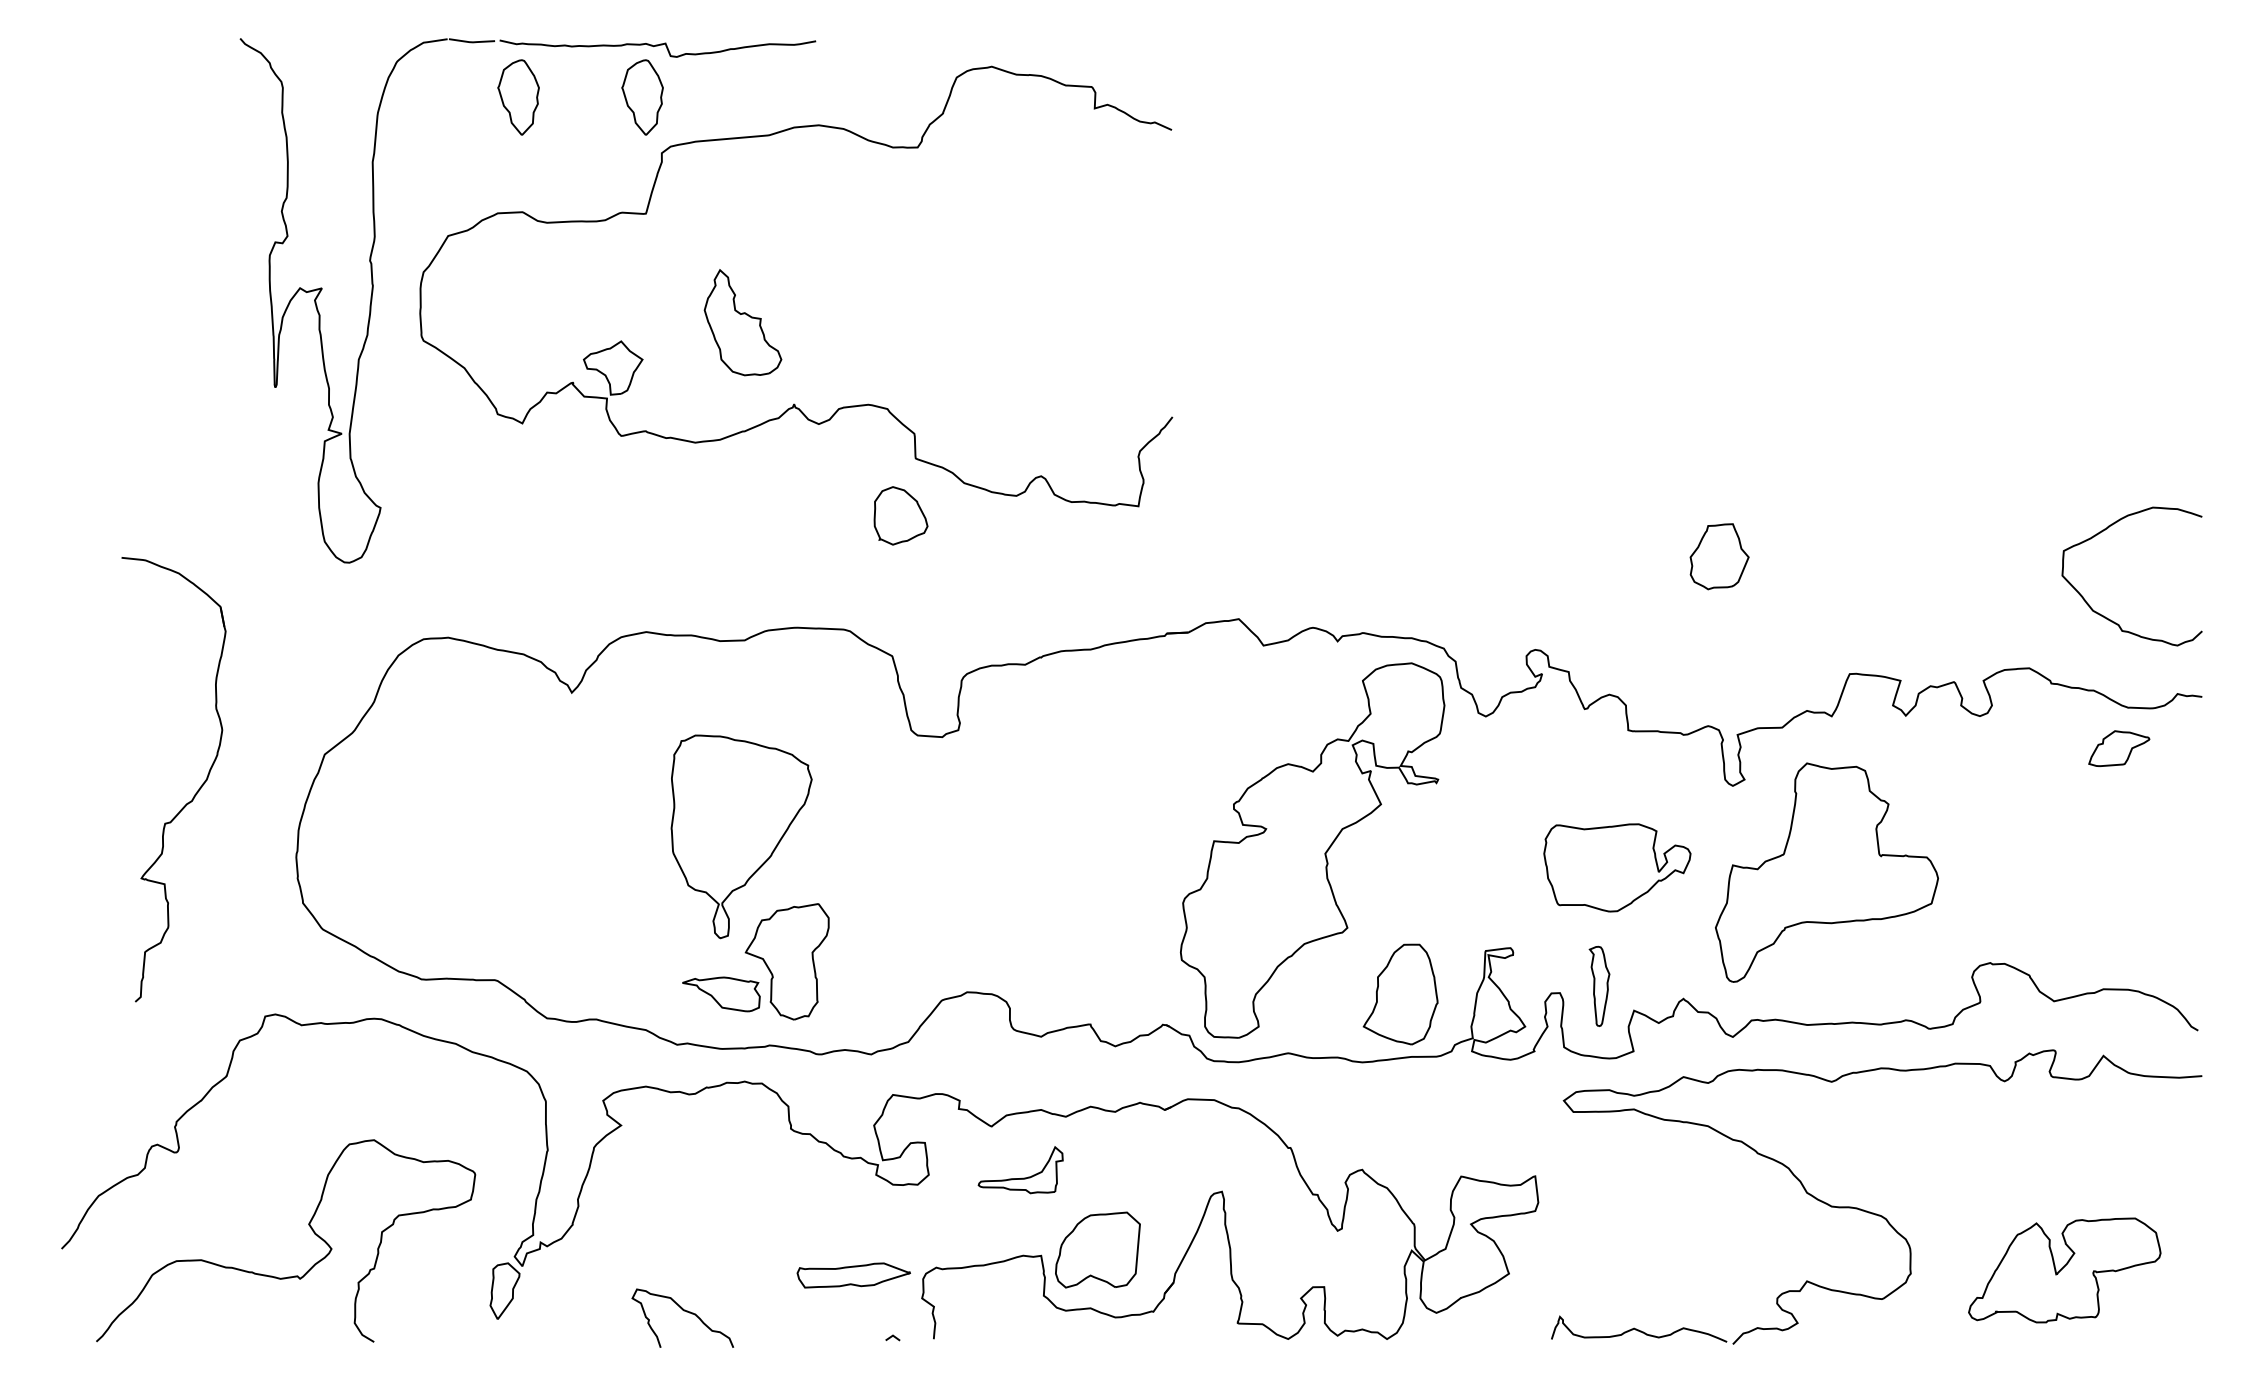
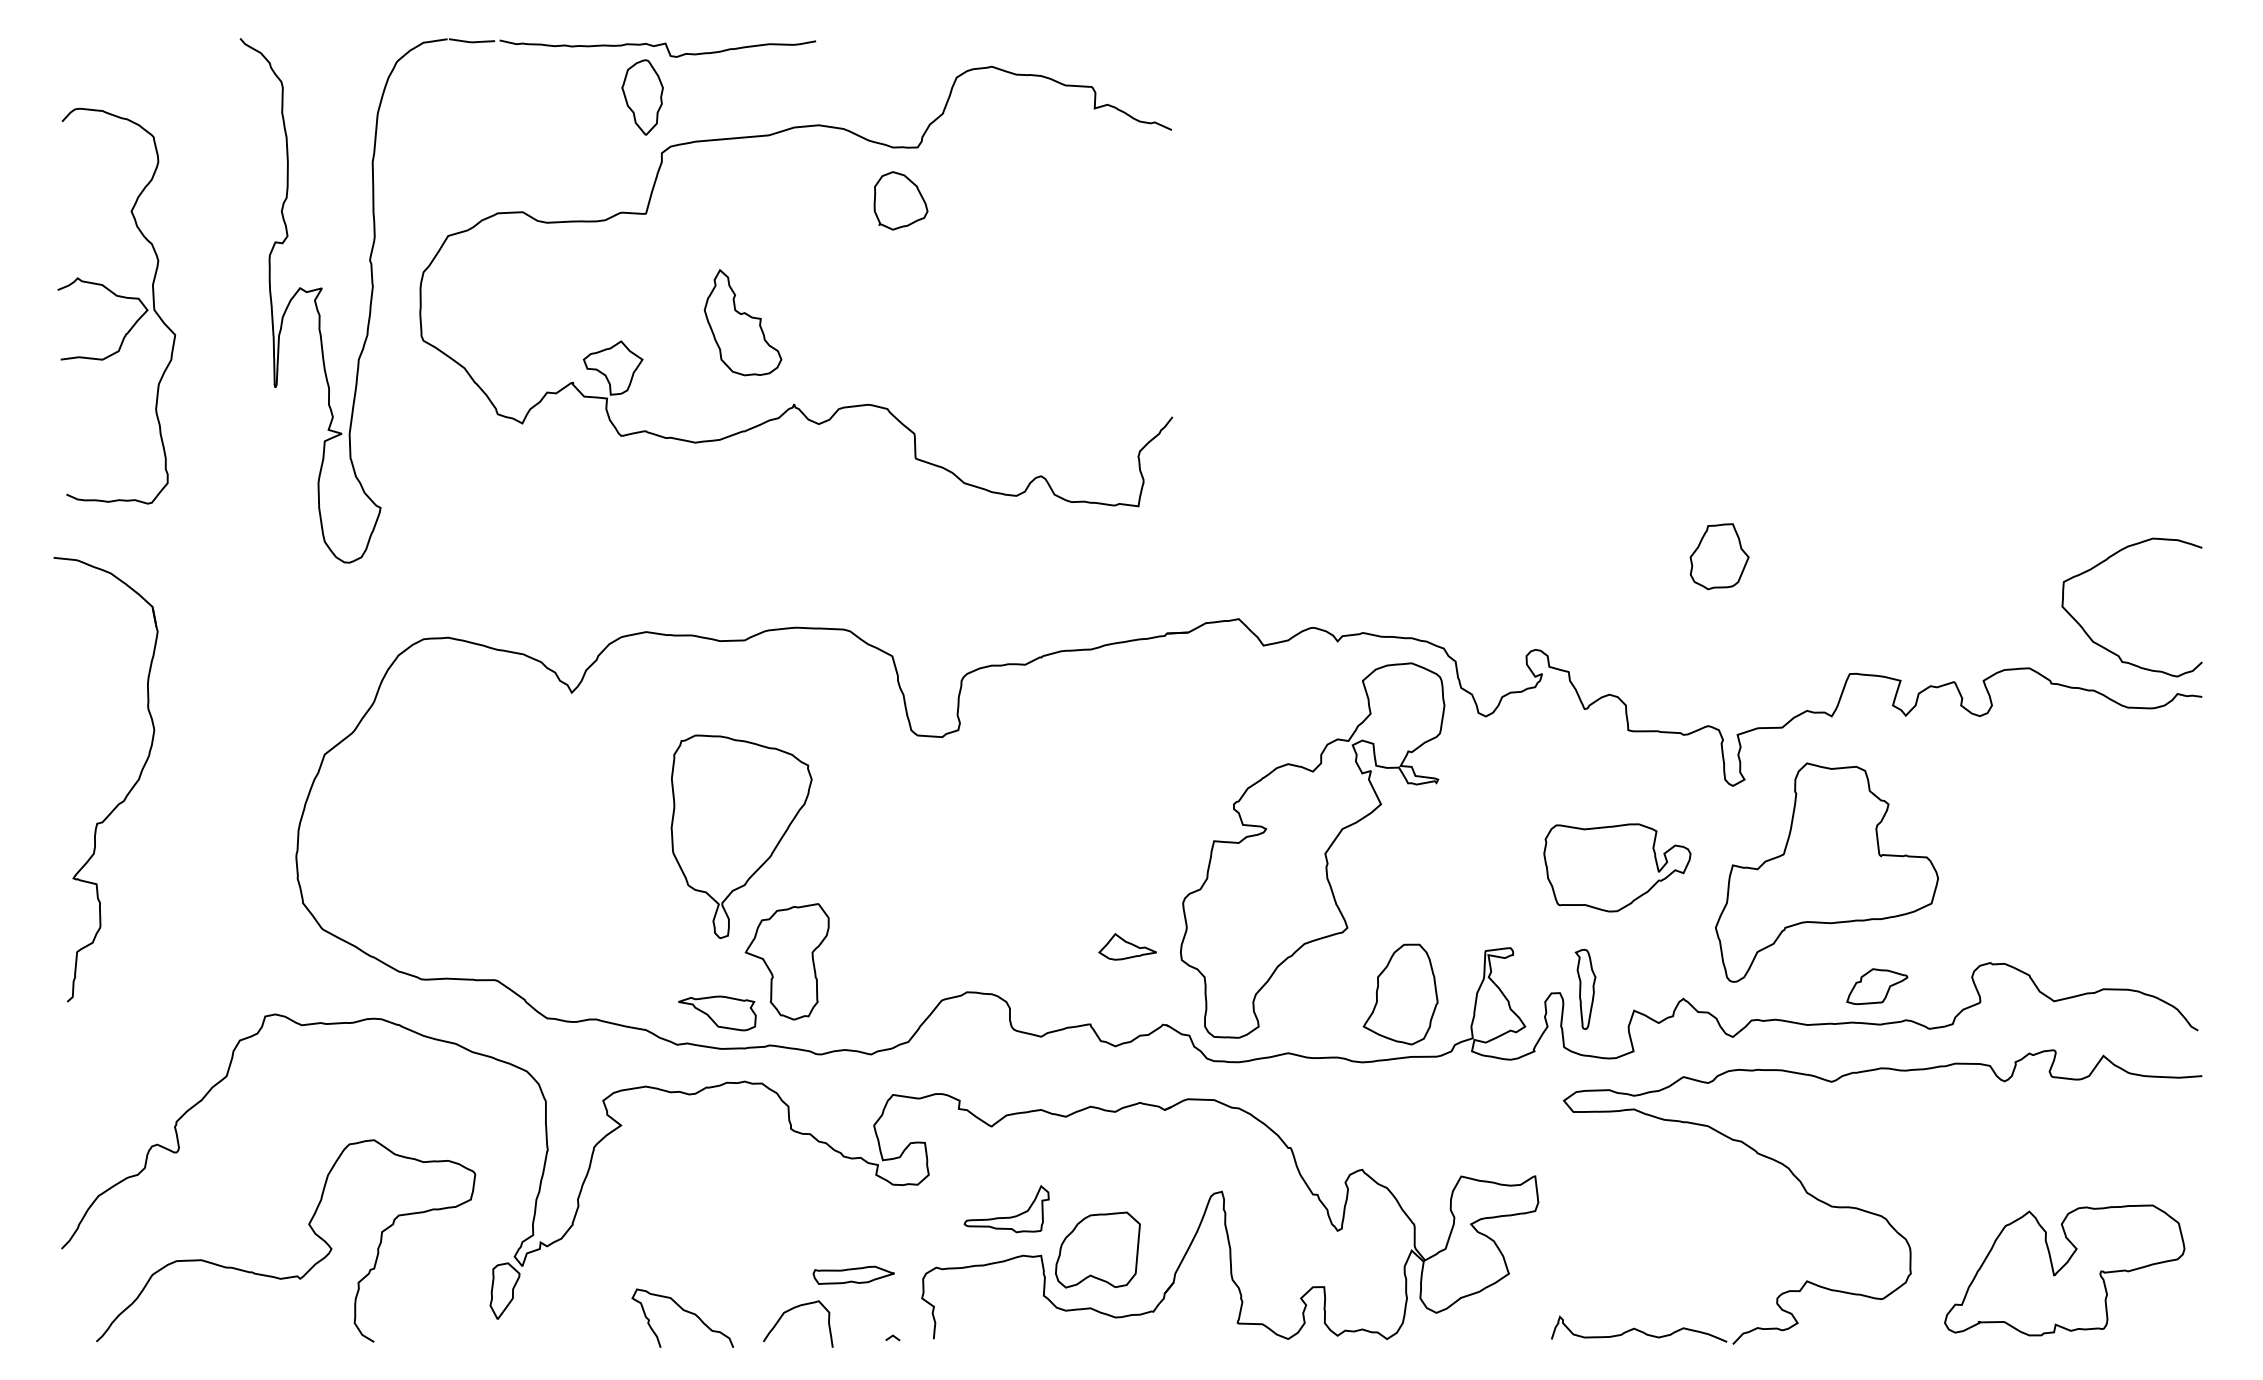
part: present -> none (518, 97)
part: none -> present (119, 297)
part position: (900, 515) -> (900, 200) (900, 200)
curve position: (2107, 617) -> (2107, 648) (2107, 648)
part position: (2119, 748) -> (1877, 986) (1877, 986)
part position: (194, 794) -> (126, 794) (126, 794)
part: none -> present (1127, 946)
part position: (1599, 985) -> (1585, 988) (1585, 988)
part position: (721, 994) -> (717, 1013) (717, 1013)
part position: (1022, 1177) -> (1008, 1216) (1008, 1216)
part size: 194x107 px -> 242x133 px (2064, 1270)
part size: 115x27 px -> 83x20 px (853, 1274)
curve: none -> present (791, 1310)
